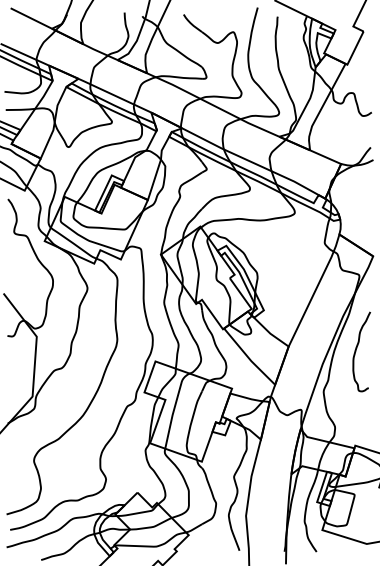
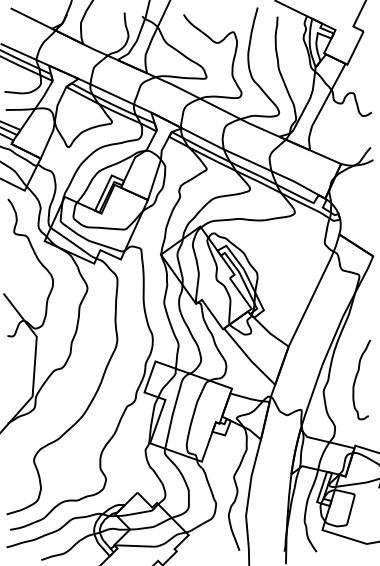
curve position: (357, 348) -> (357, 376) (357, 376)
